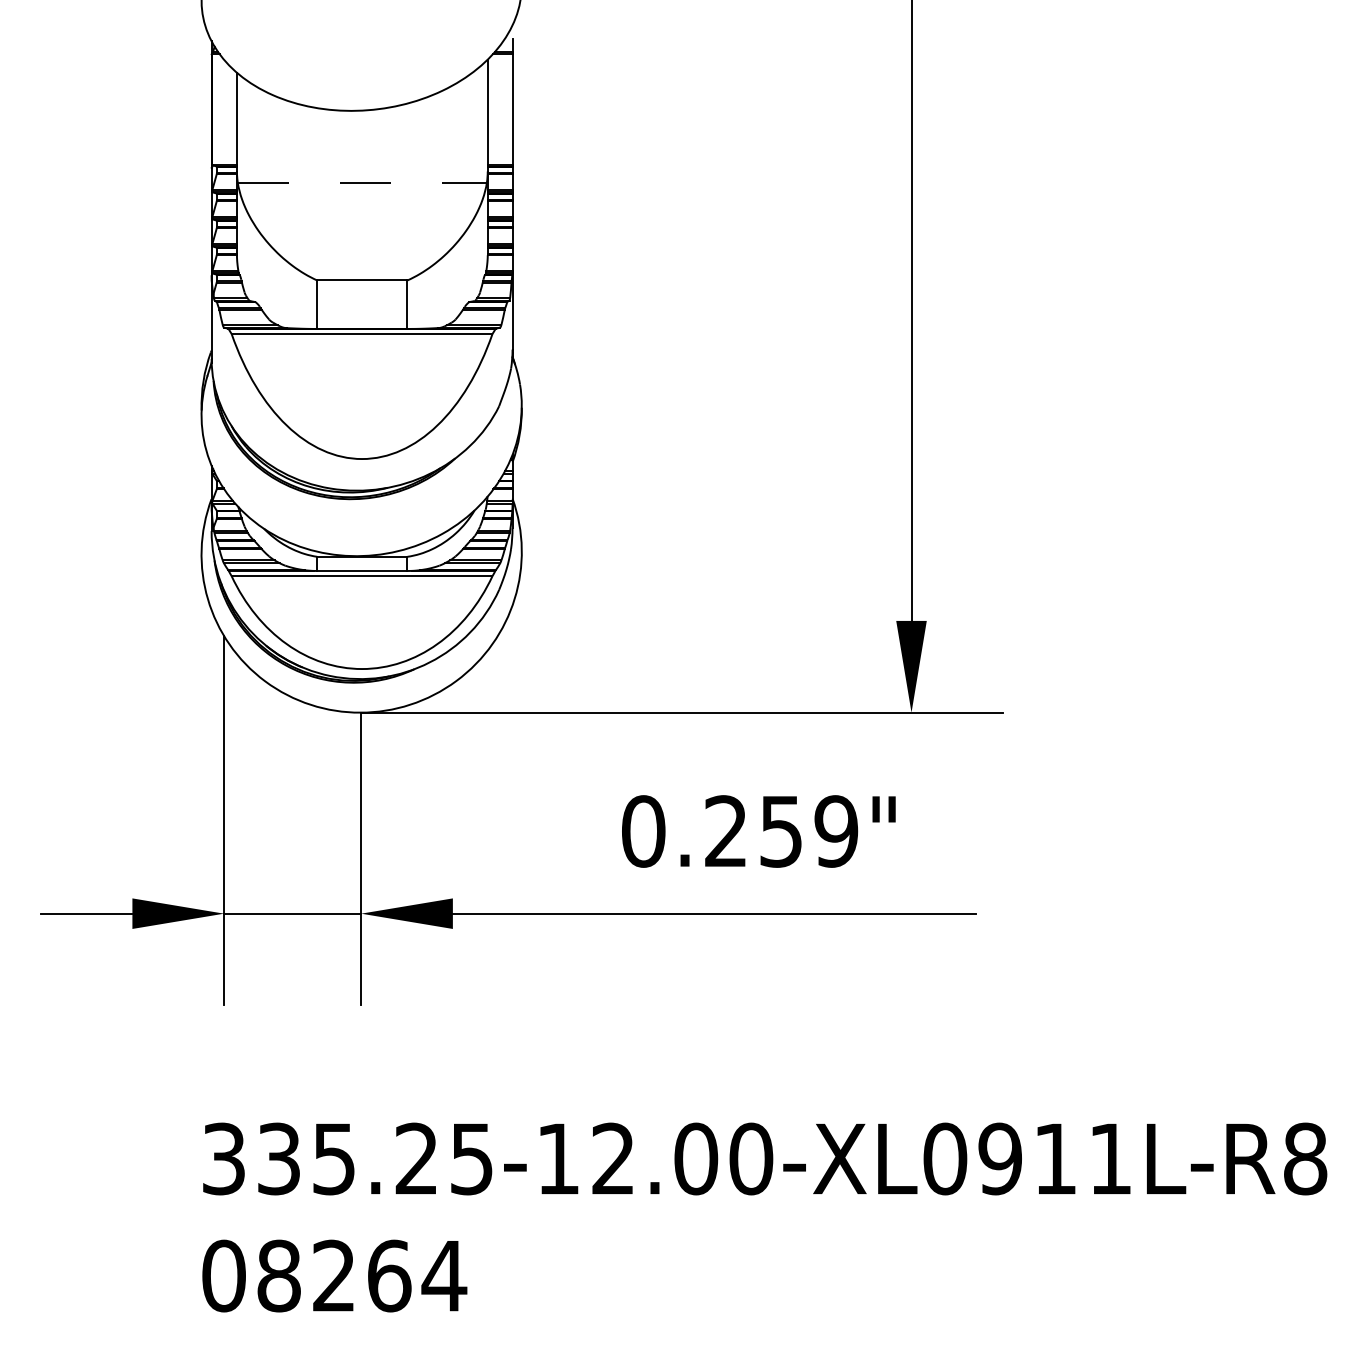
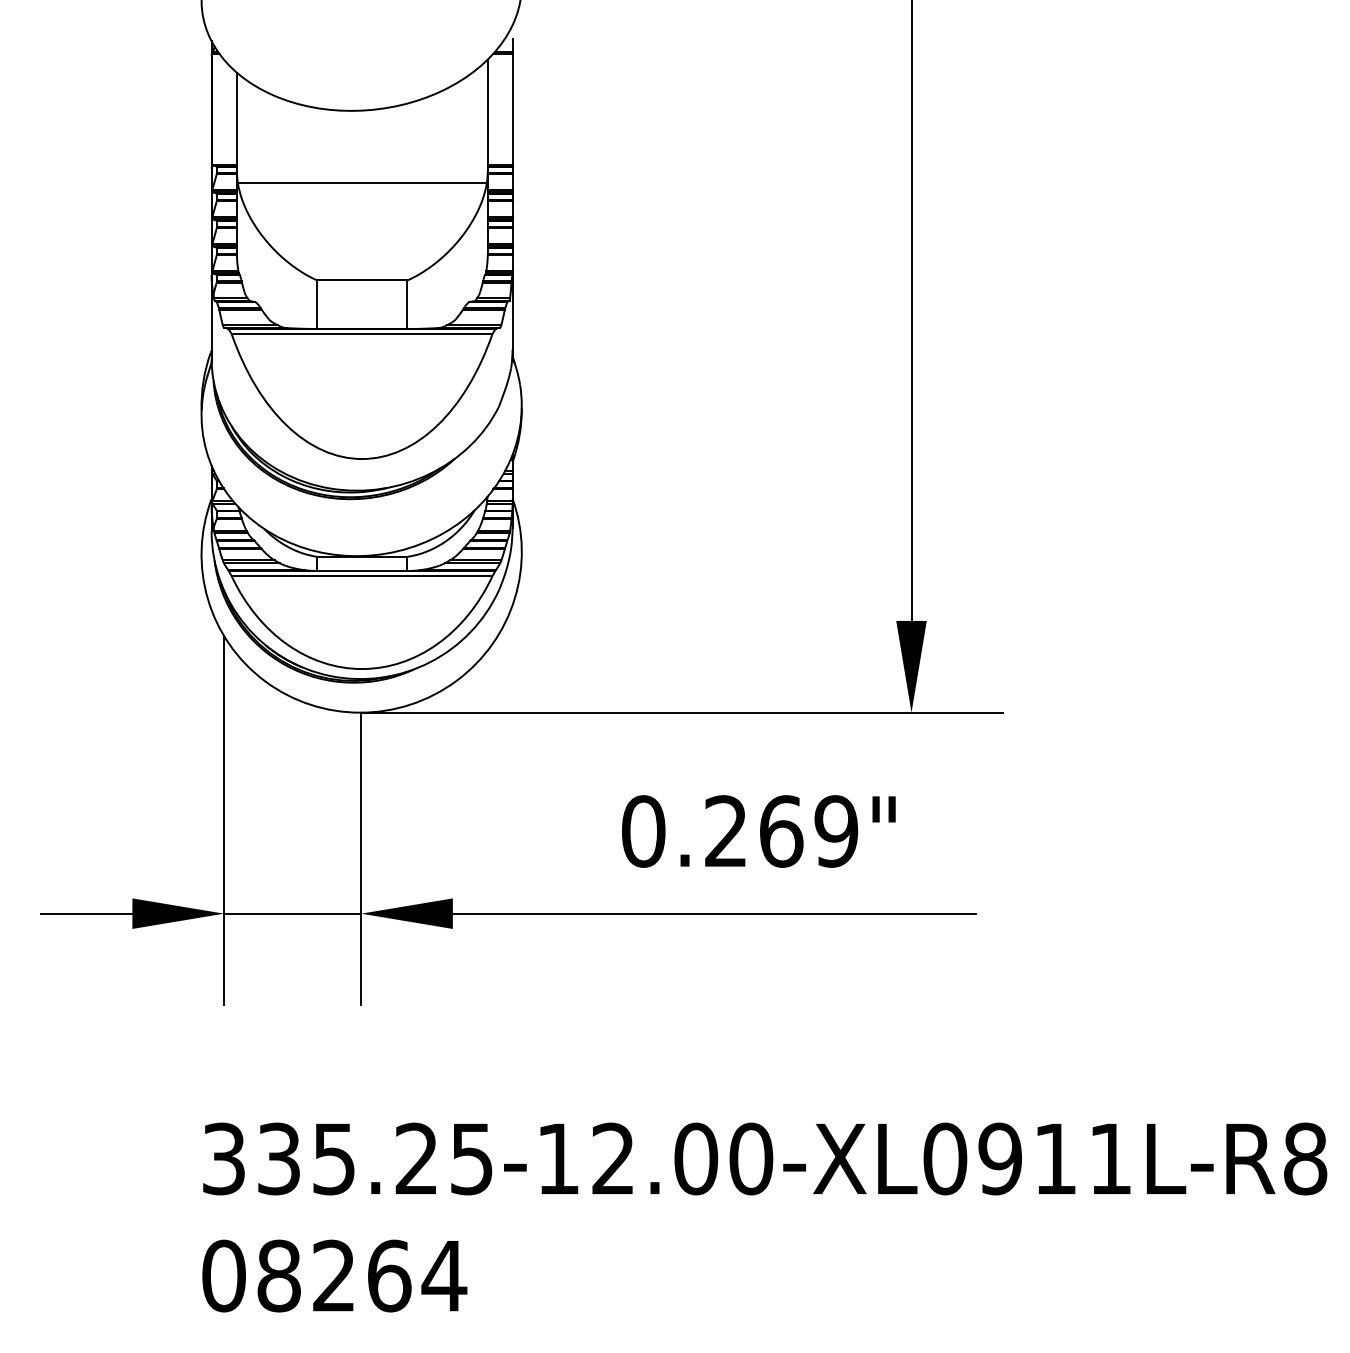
line: dashed -> solid (362, 182)
text: 0.259" -> 0.269" (781, 831)
